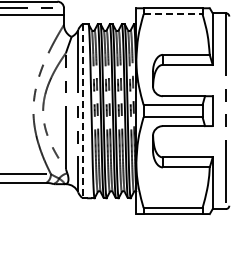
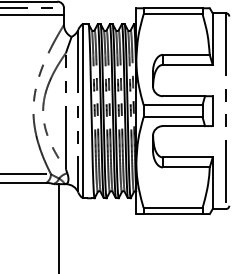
line: dashed -> solid (173, 14)
line: dashed -> solid (82, 111)
line: none -> present (59, 227)
